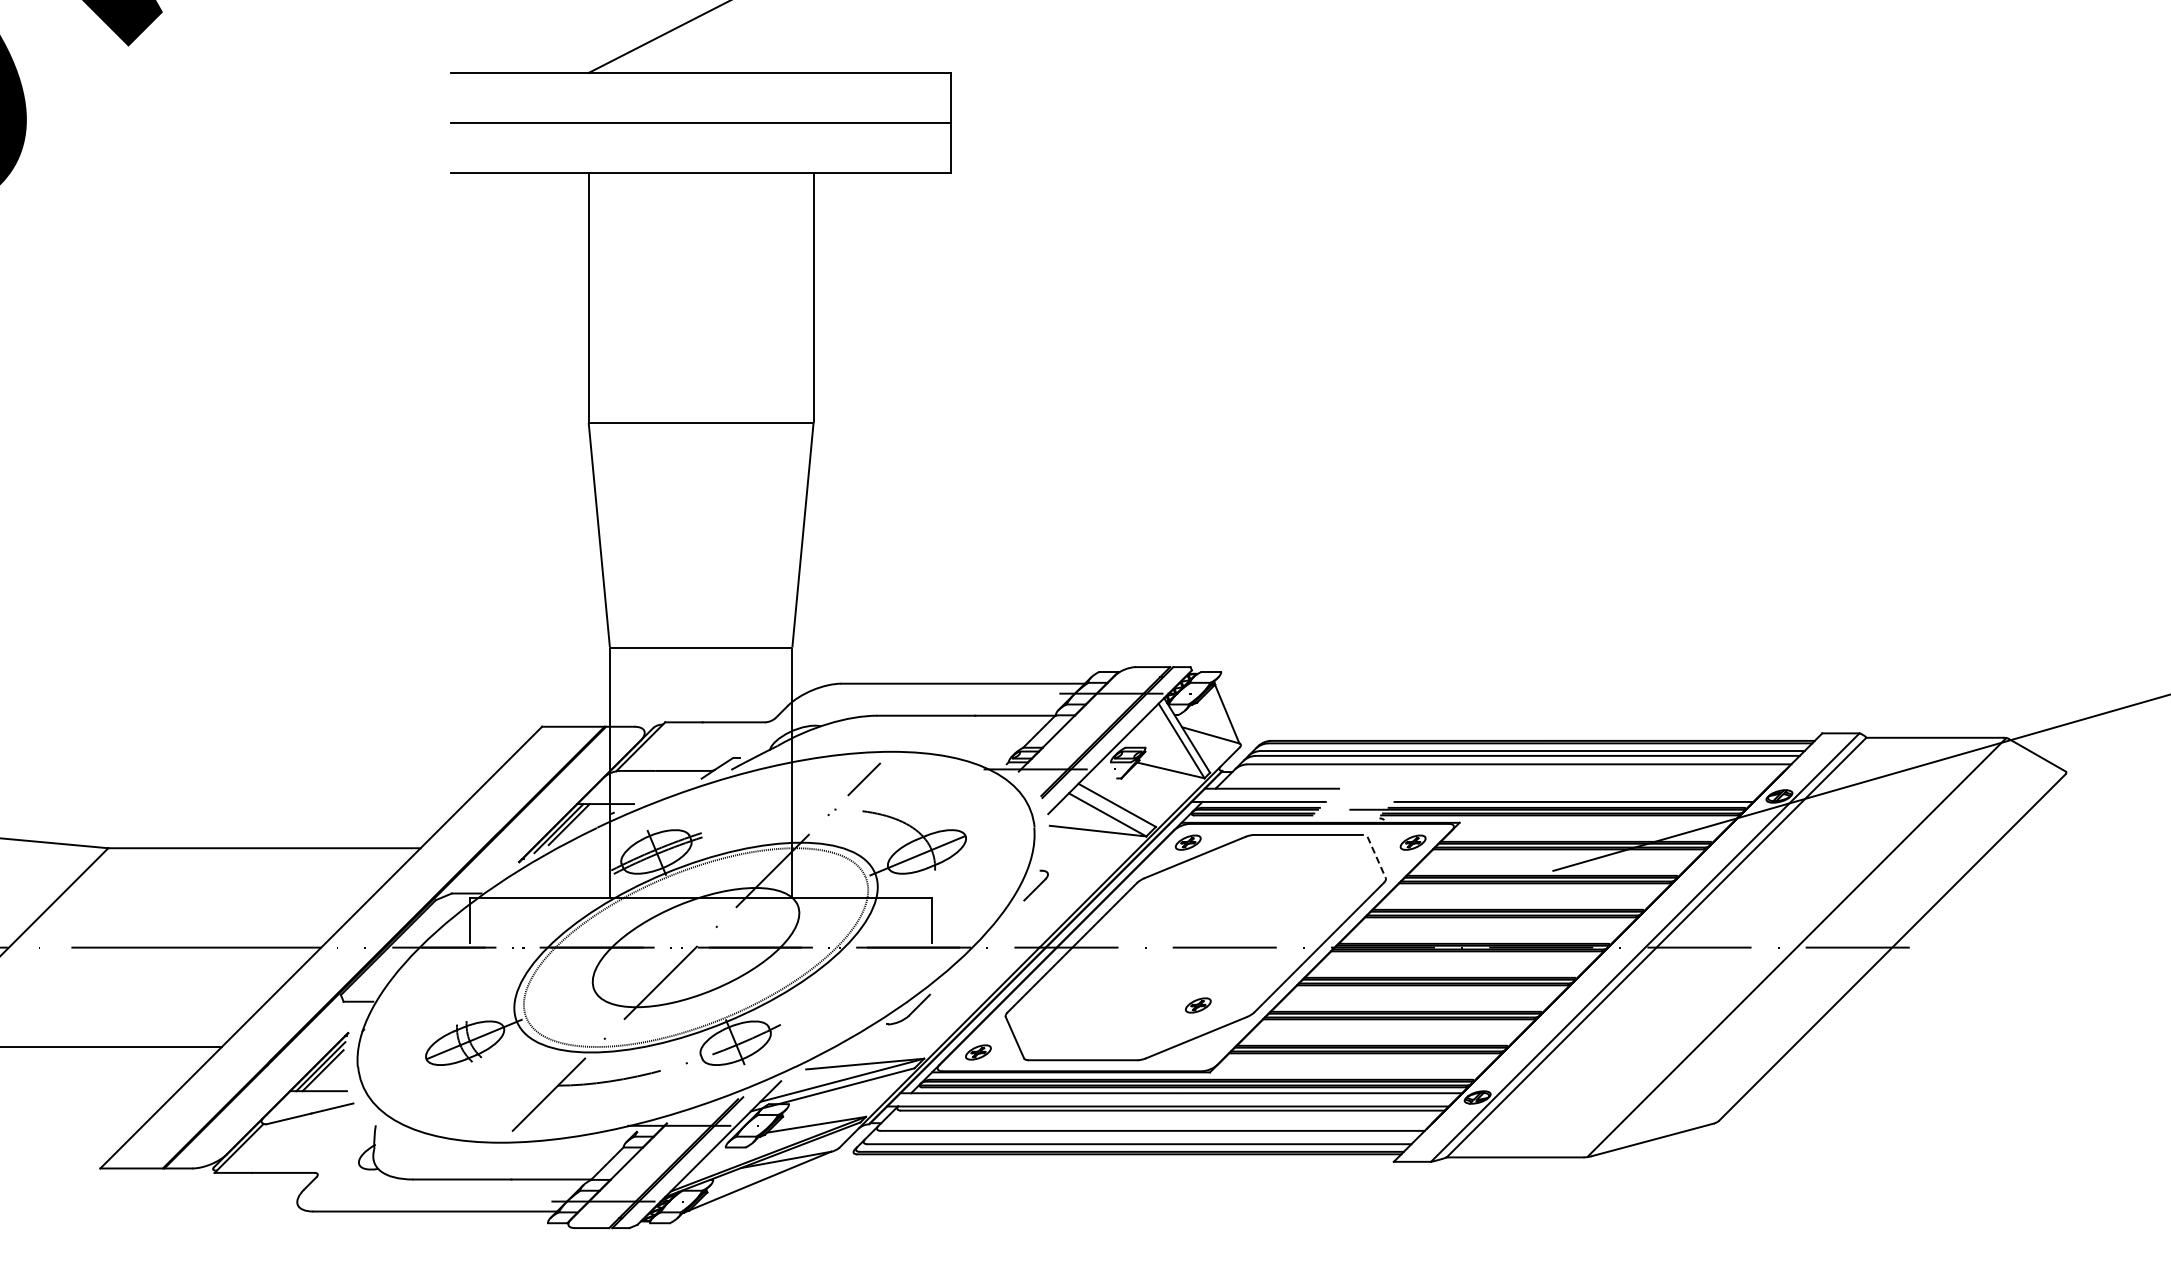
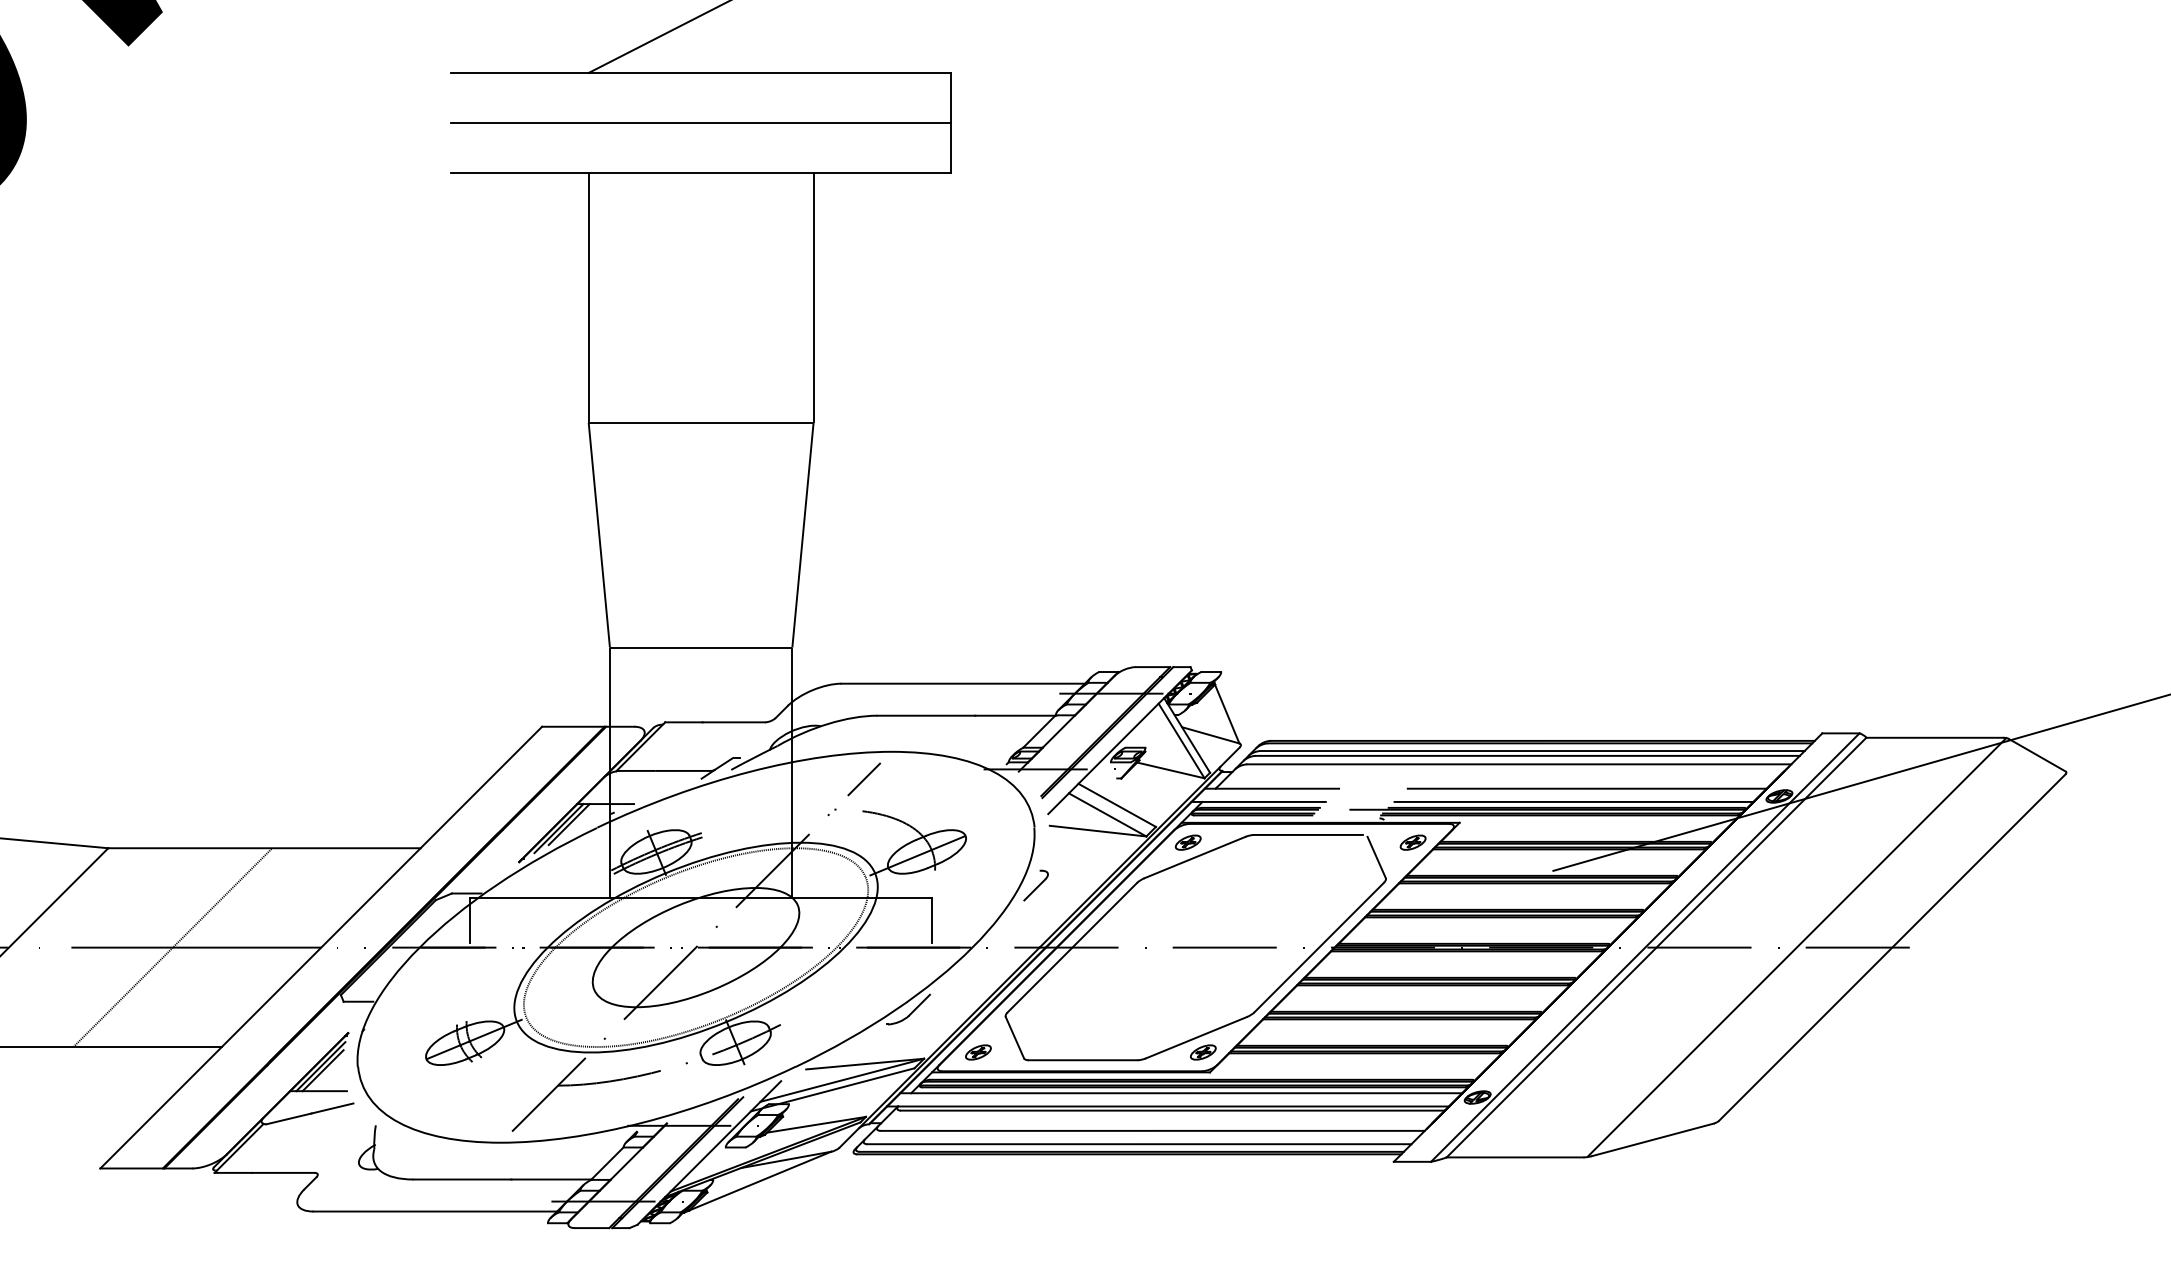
line: none -> present (1586, 788)
line: dashed -> solid (1376, 857)
line: none -> present (172, 947)
part position: (1198, 1005) -> (1203, 1052) (1203, 1052)
